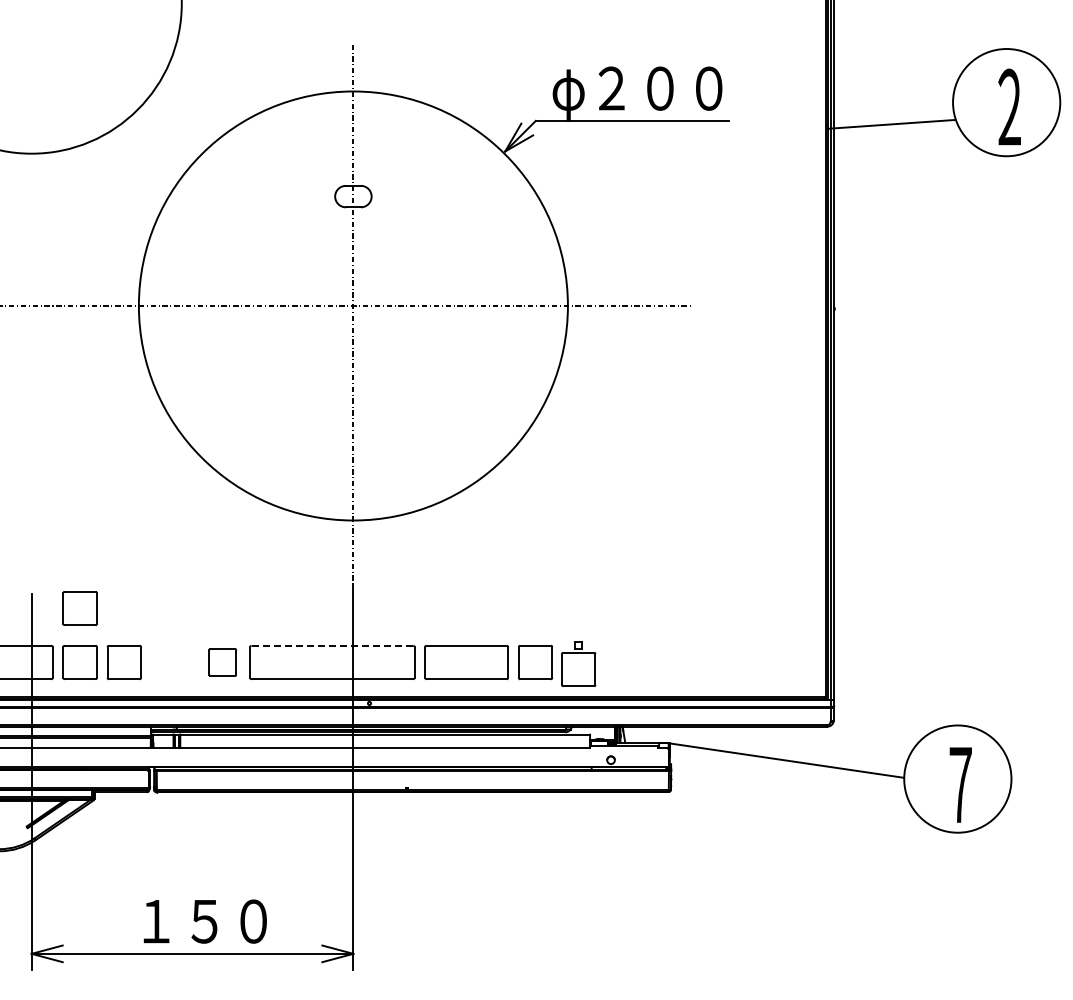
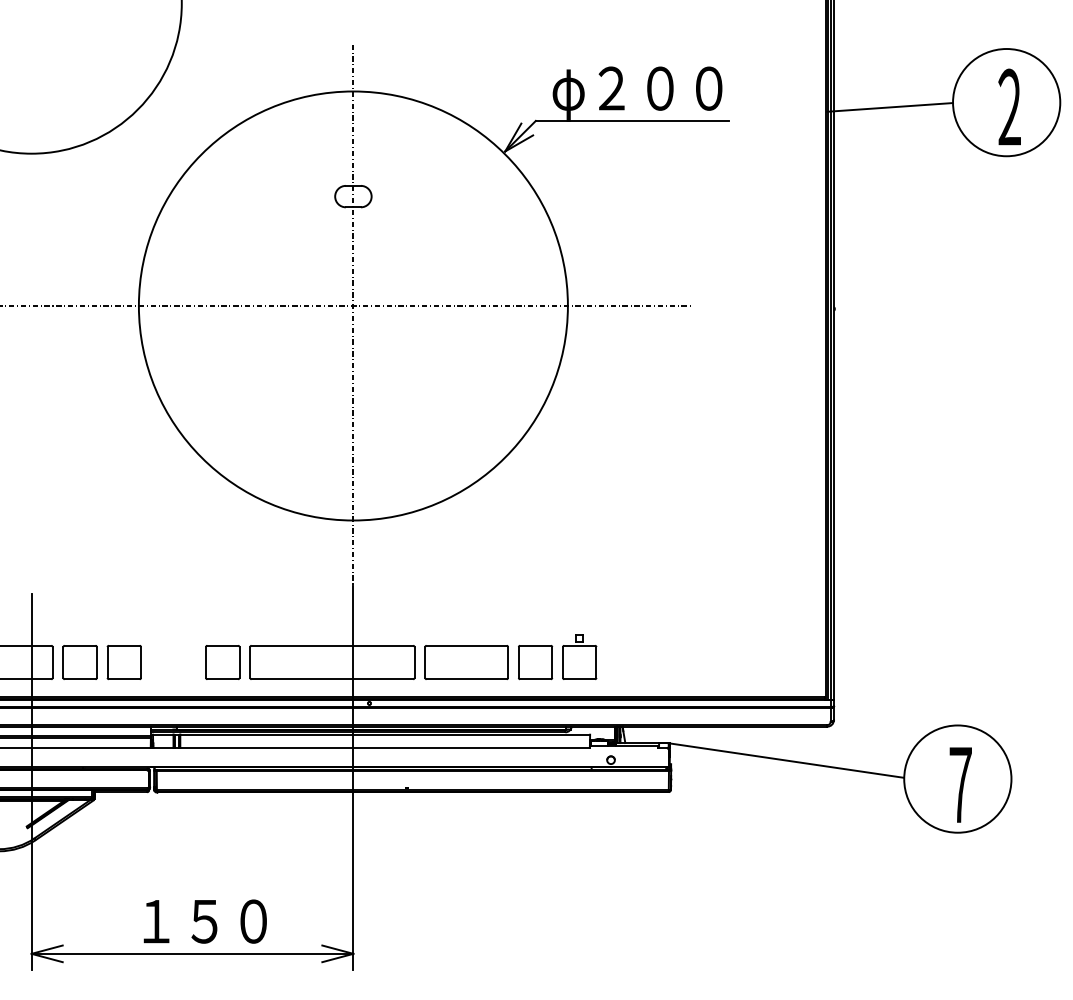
line position: (891, 124) -> (890, 107) (890, 107)
part: present -> none (79, 608)
line: dashed -> solid (332, 645)
part size: 29x29 px -> 36x35 px (222, 662)
part position: (578, 663) -> (579, 656) (579, 656)
